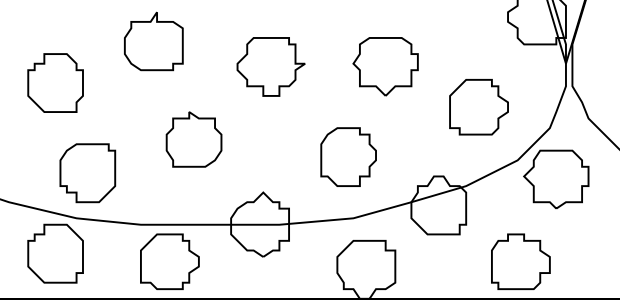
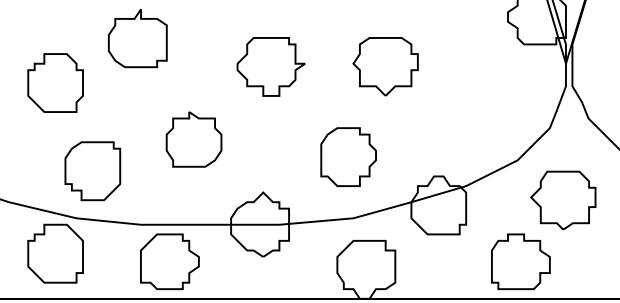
part position: (153, 41) -> (137, 38) (137, 38)
part: present -> none (478, 107)
part position: (87, 173) -> (92, 171) (92, 171)
part position: (556, 179) -> (563, 200) (563, 200)
